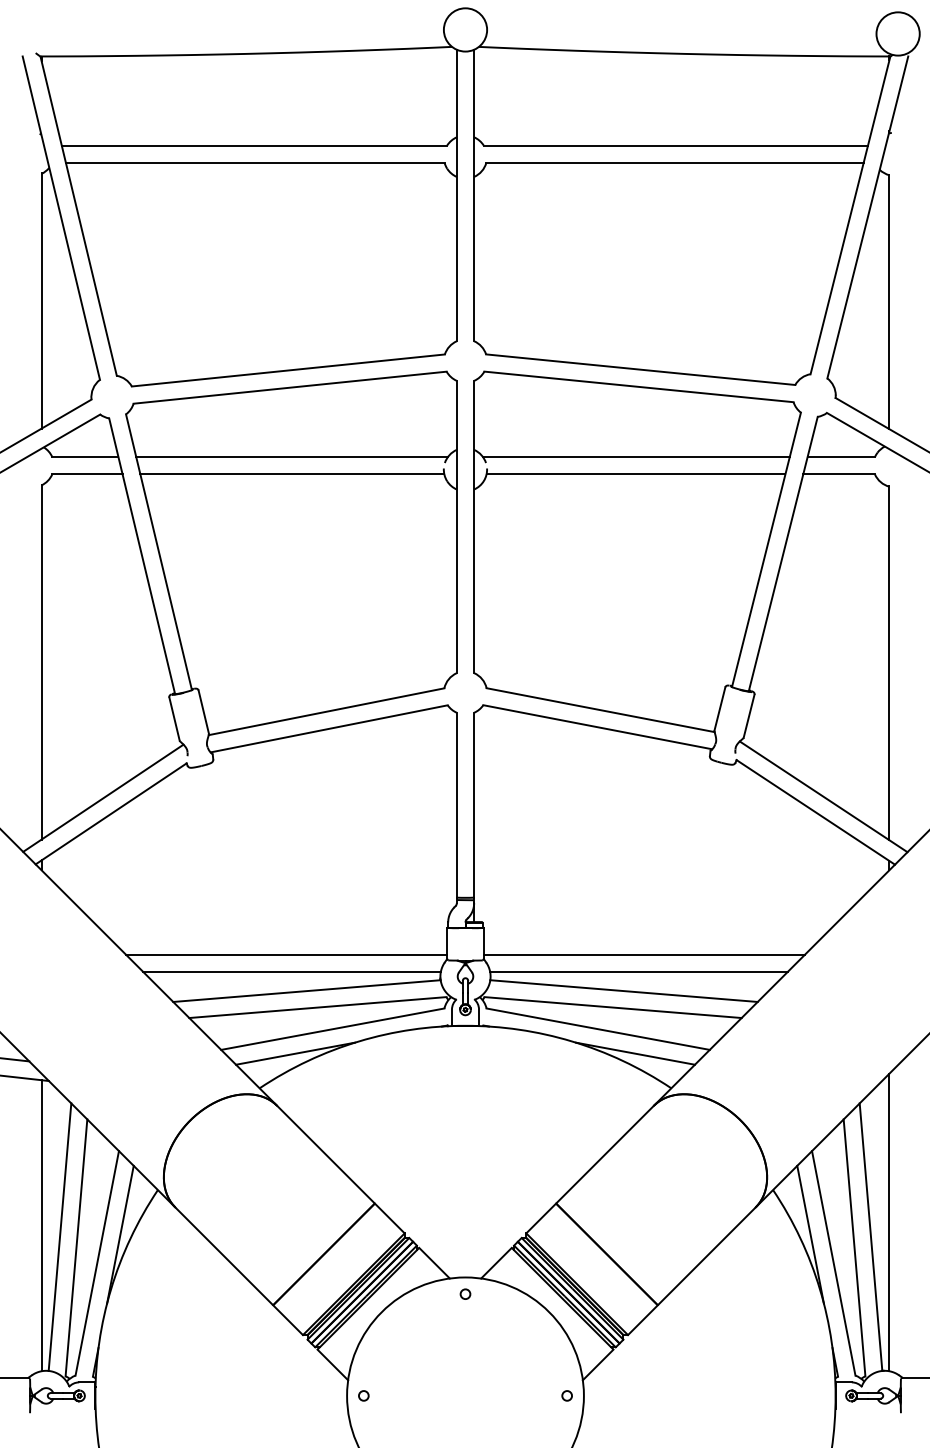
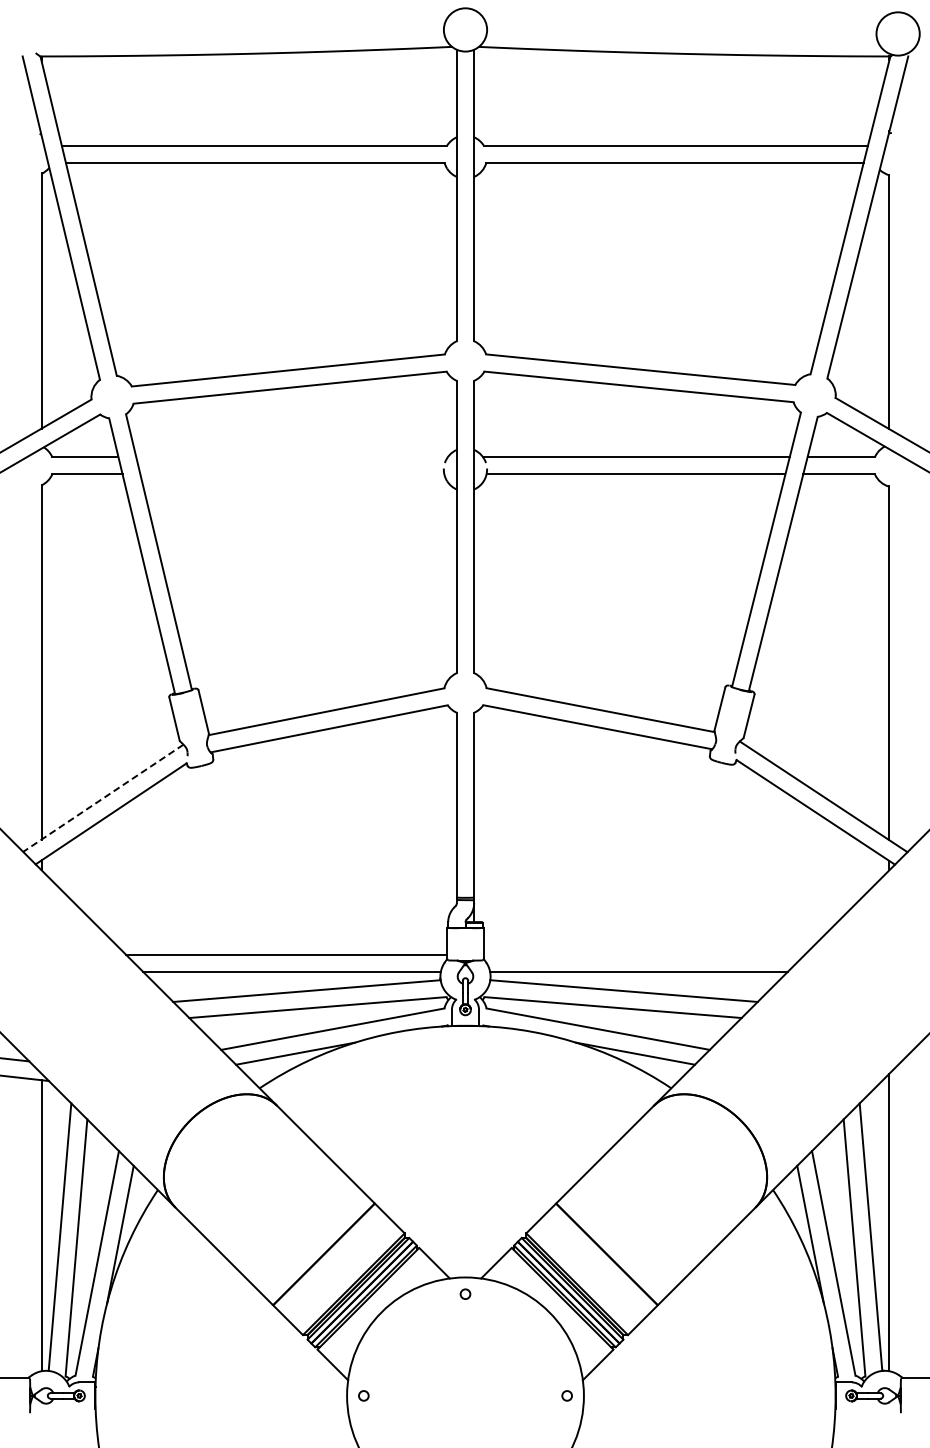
line: present -> none (291, 457)
line: present -> none (292, 474)
line: solid -> dashed (102, 798)
line: present -> none (644, 954)
